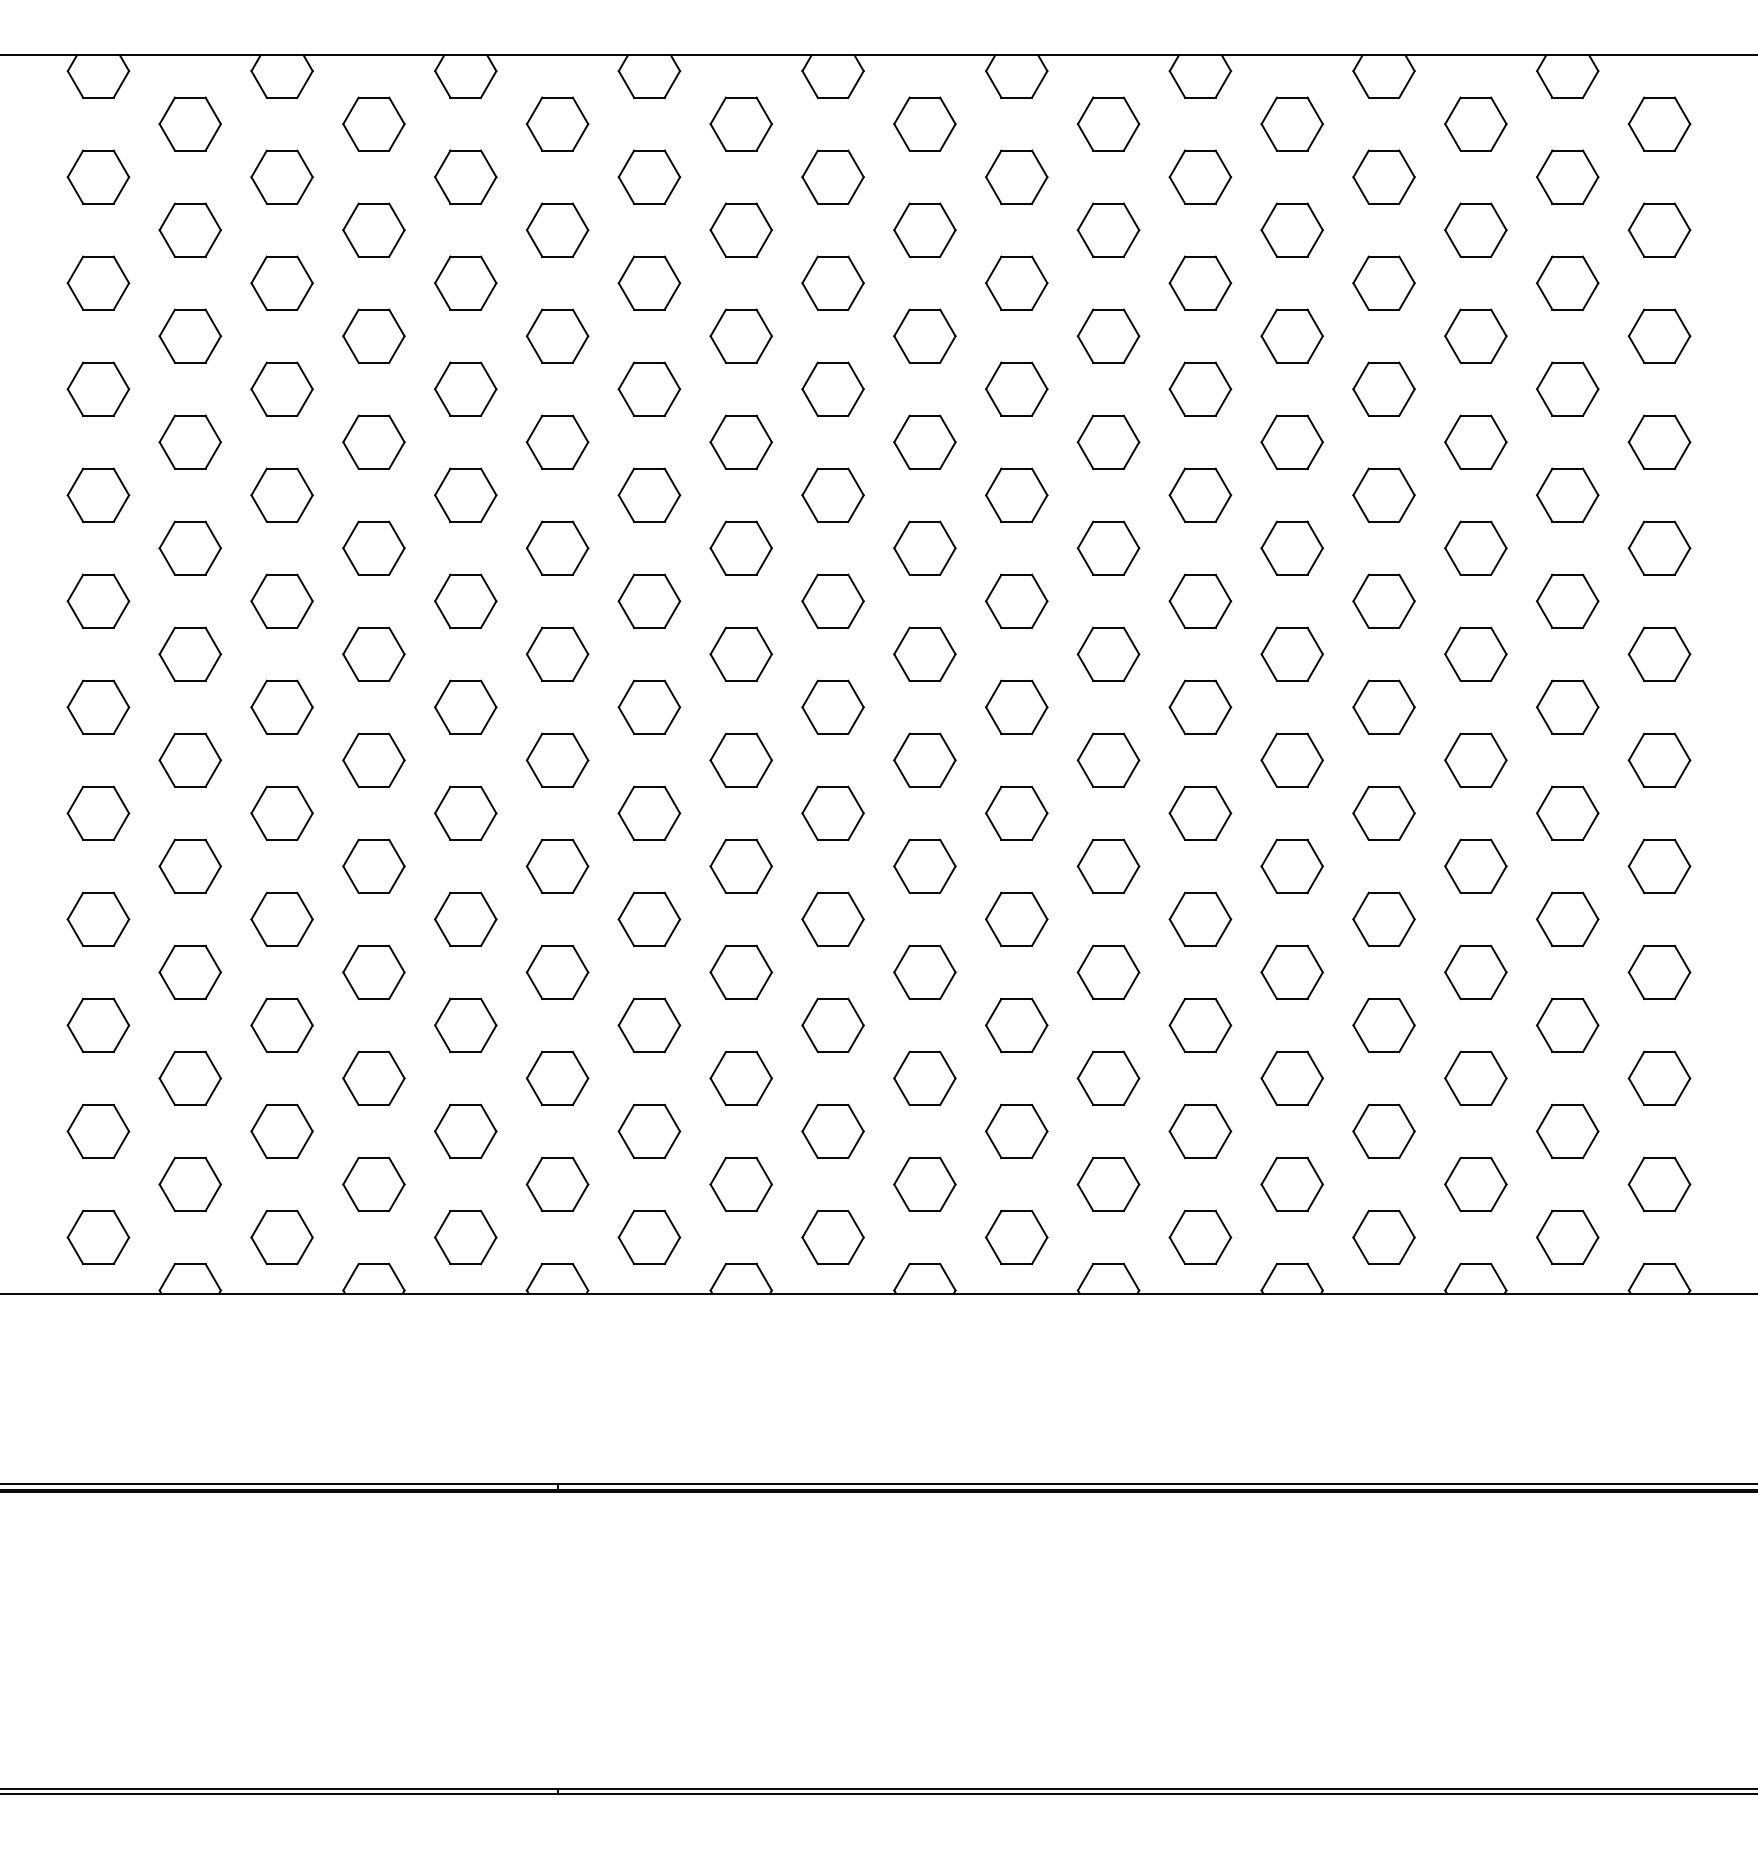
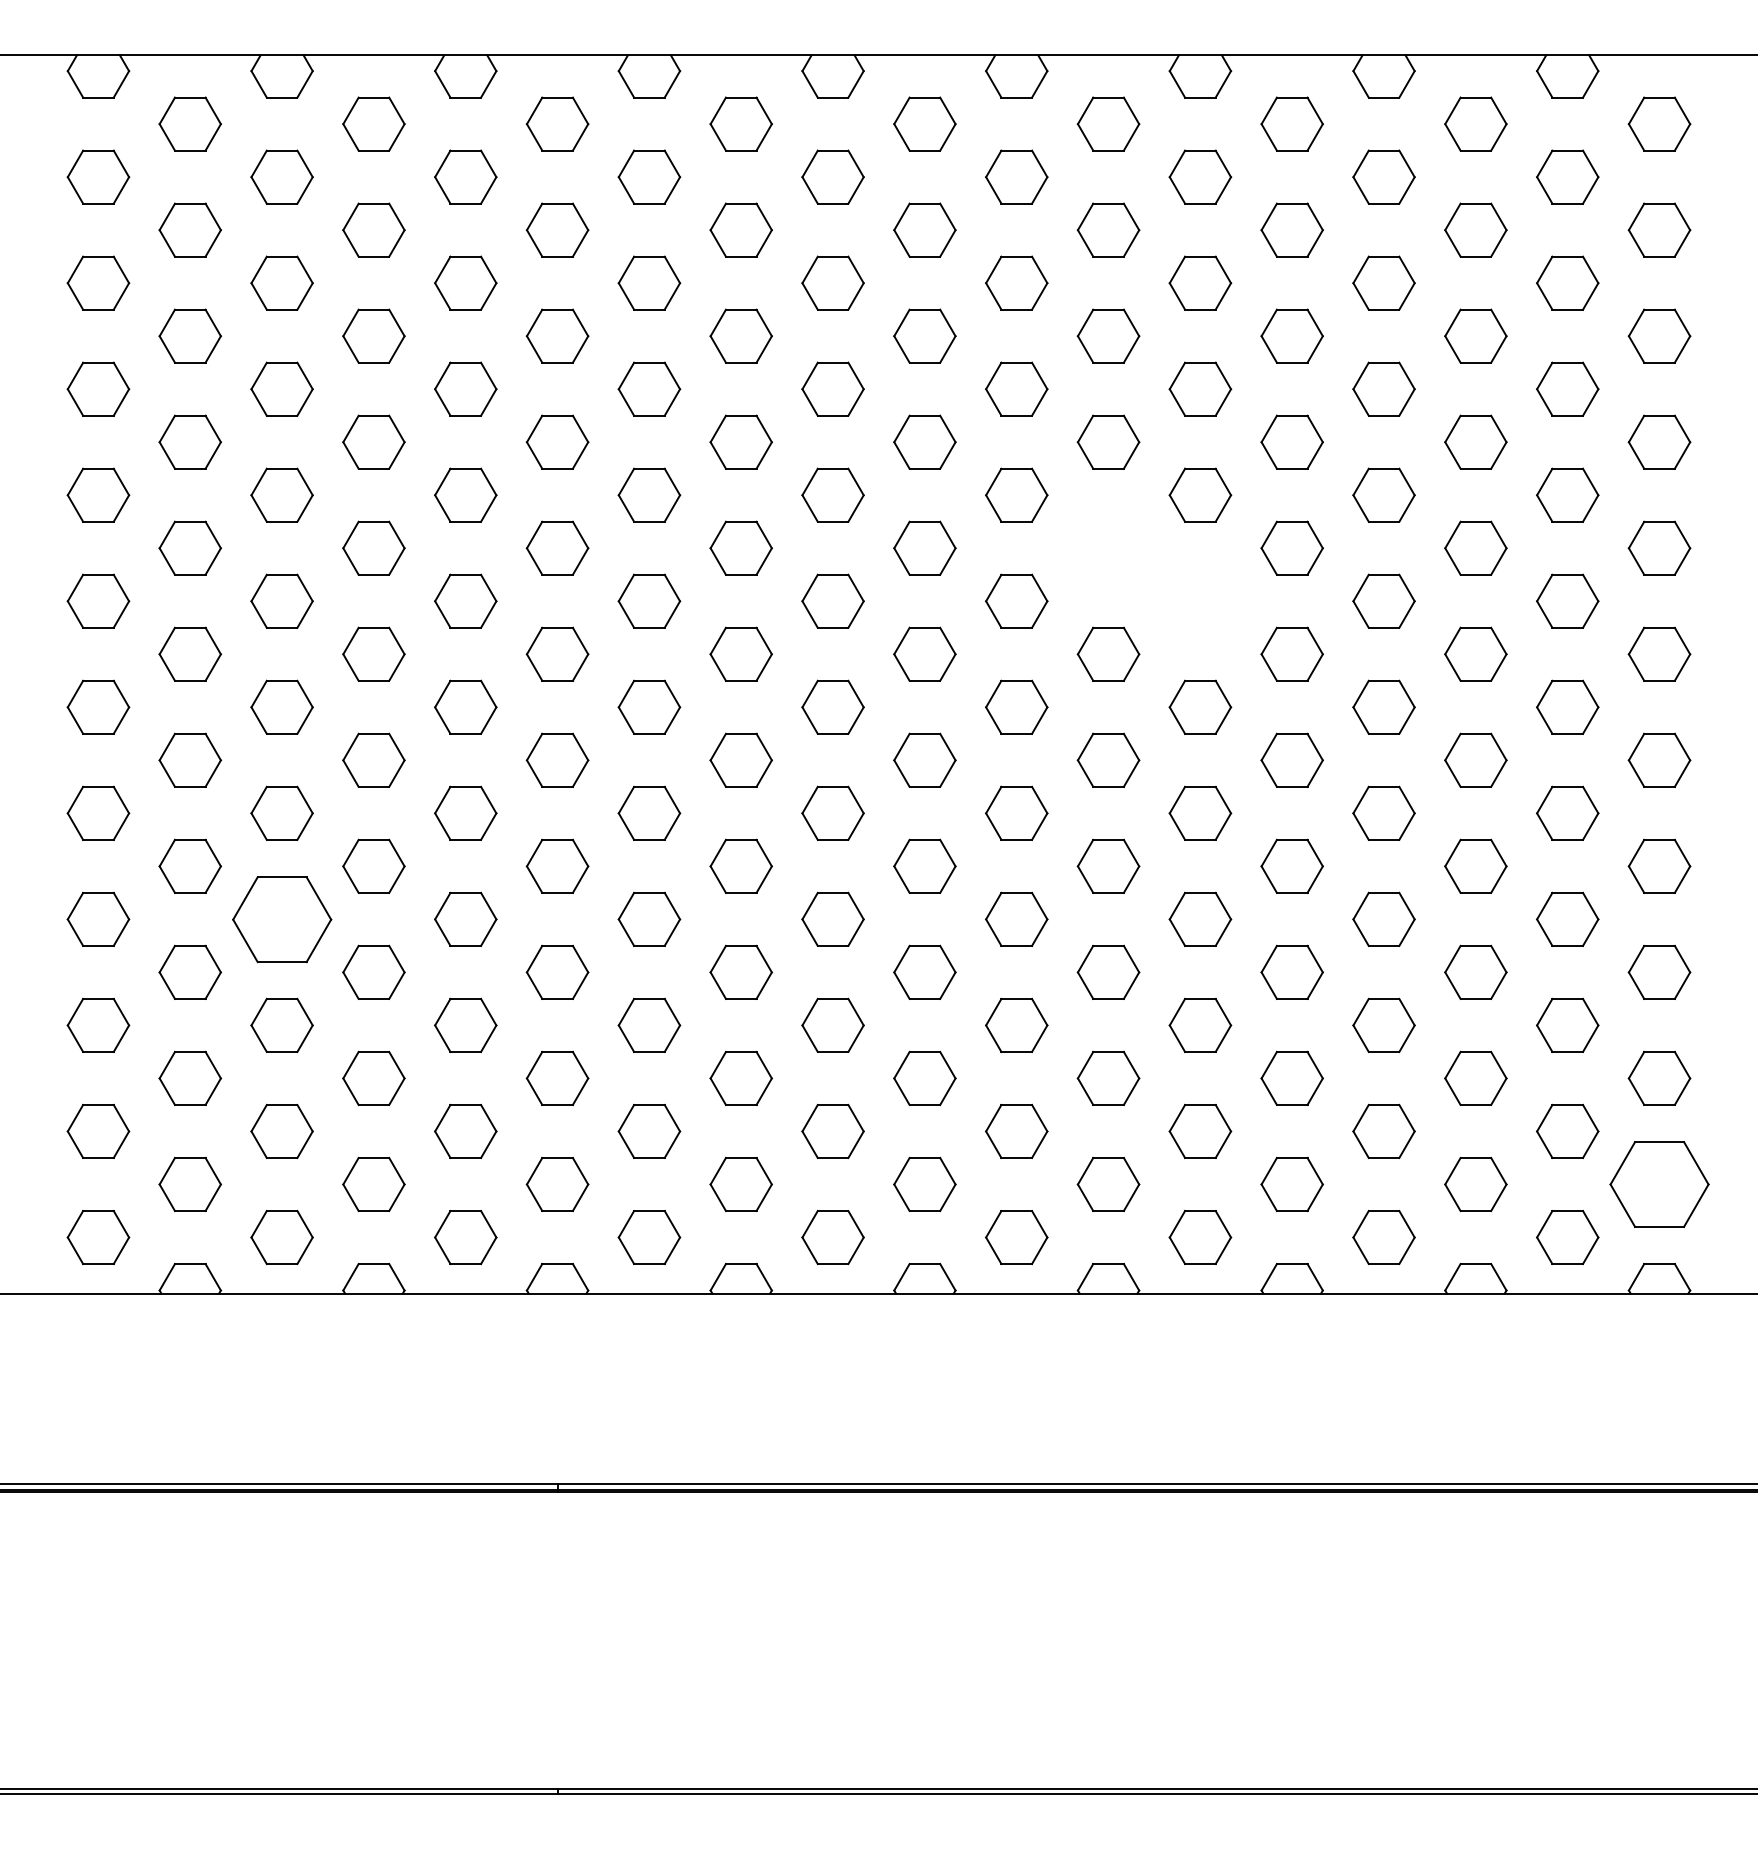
part: present -> none (1108, 547)
part: present -> none (1200, 600)
part size: 64x56 px -> 101x88 px (282, 919)
part size: 65x55 px -> 101x87 px (1659, 1184)
